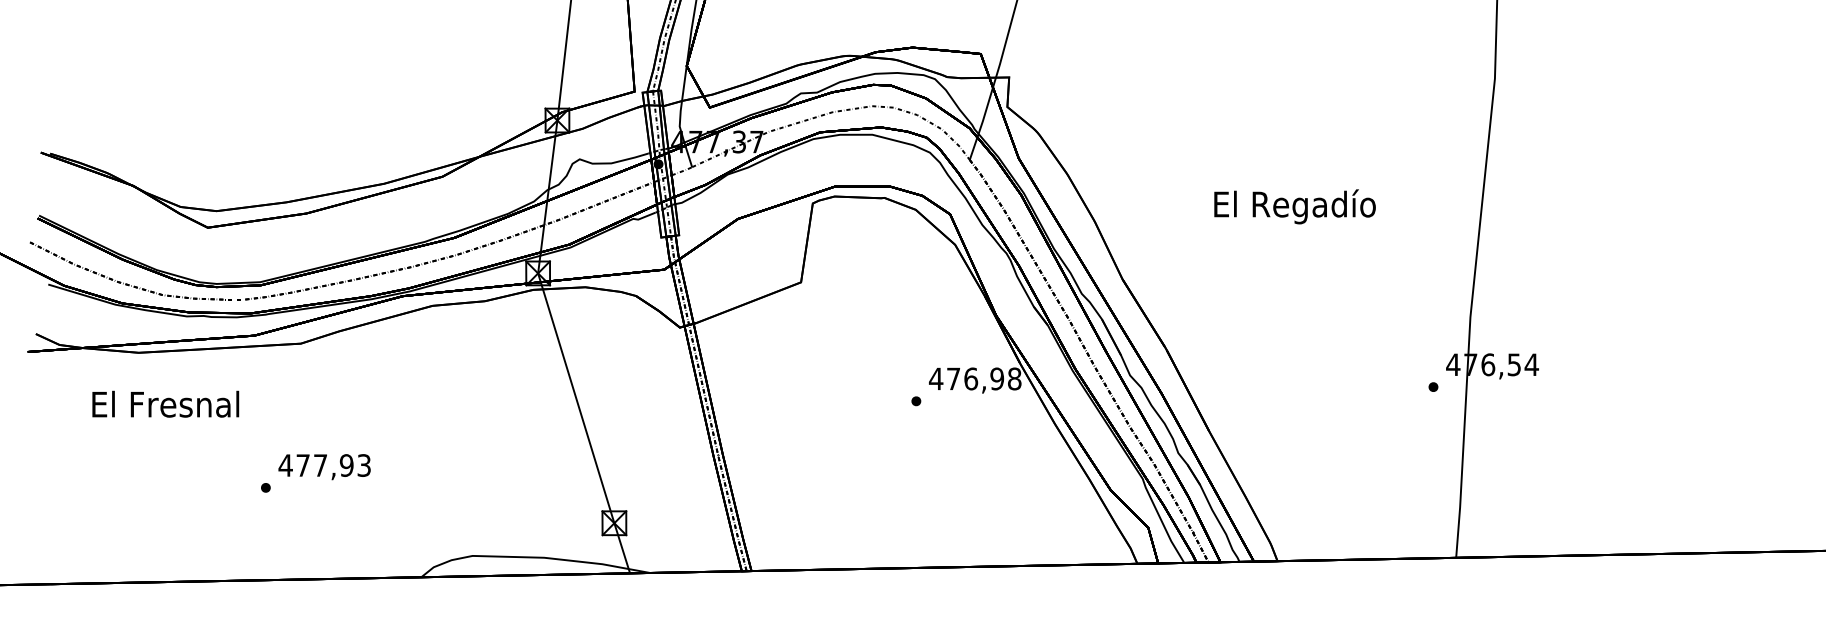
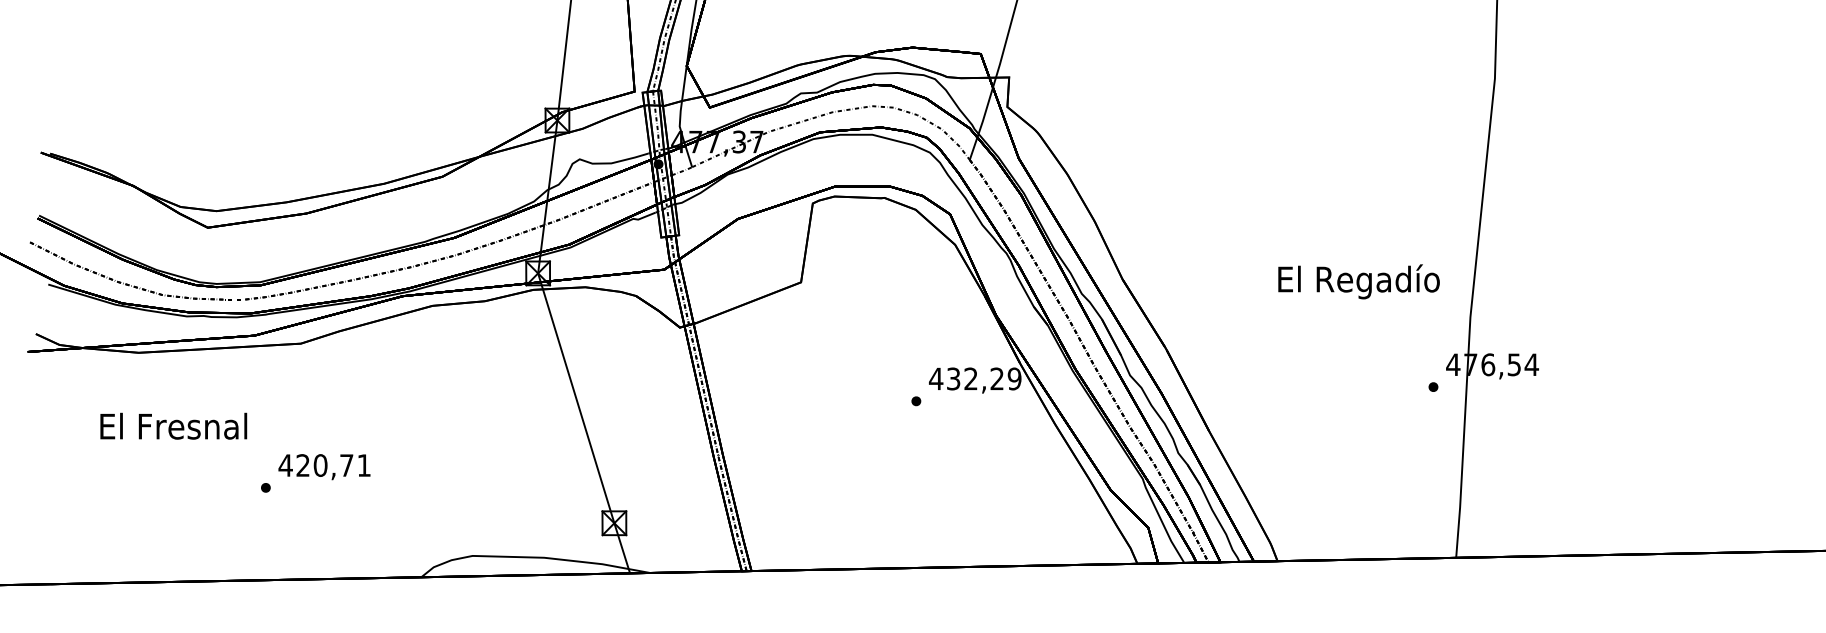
text position: (1294, 206) -> (1358, 281) (1358, 281)
text: 476,98 -> 432,29 (984, 378)
text position: (165, 403) -> (173, 425) (173, 425)
text: 477,93 -> 420,71 (333, 465)
